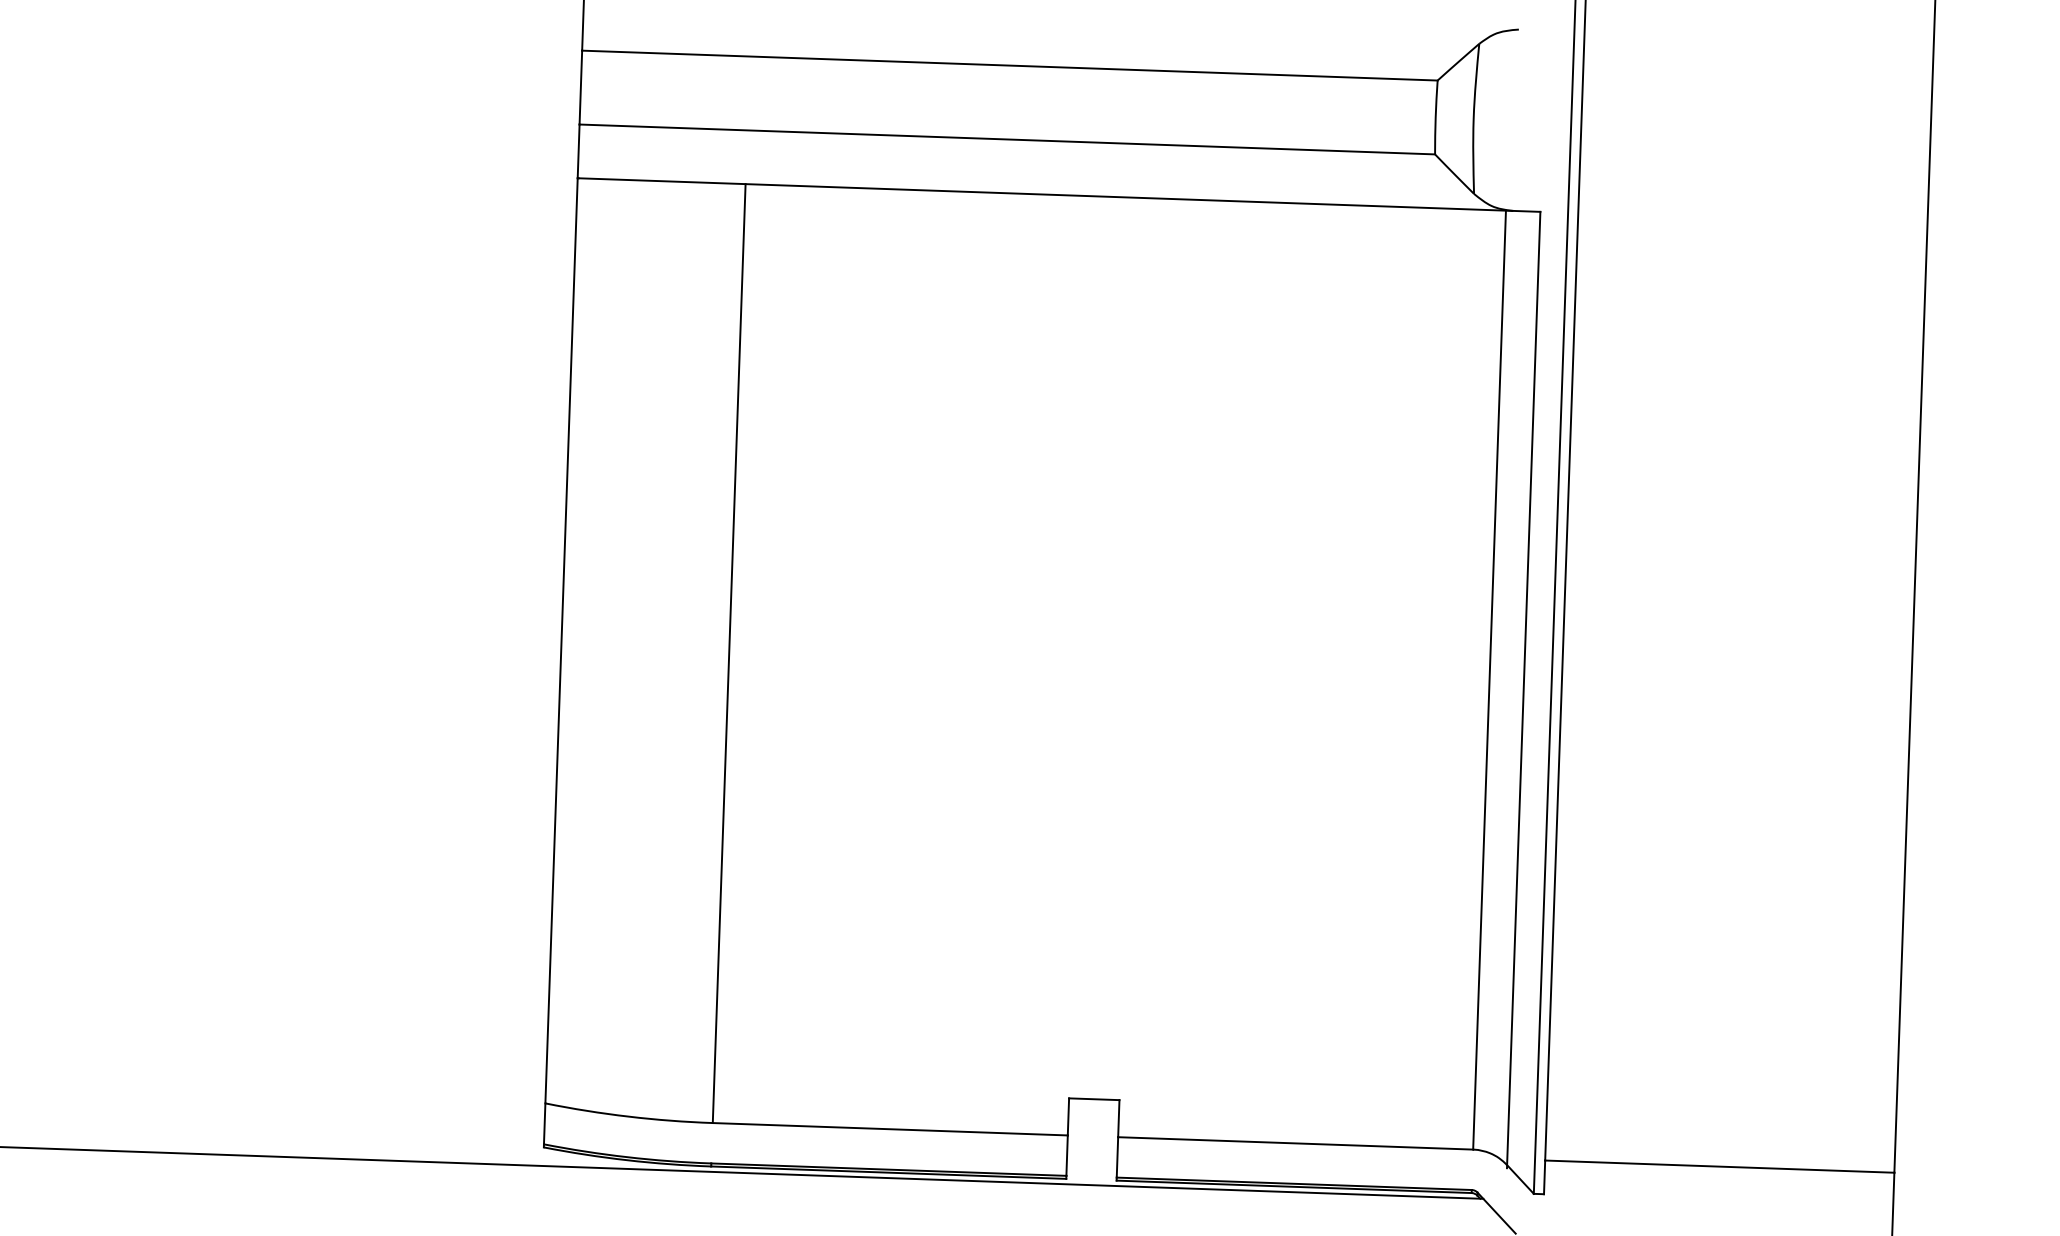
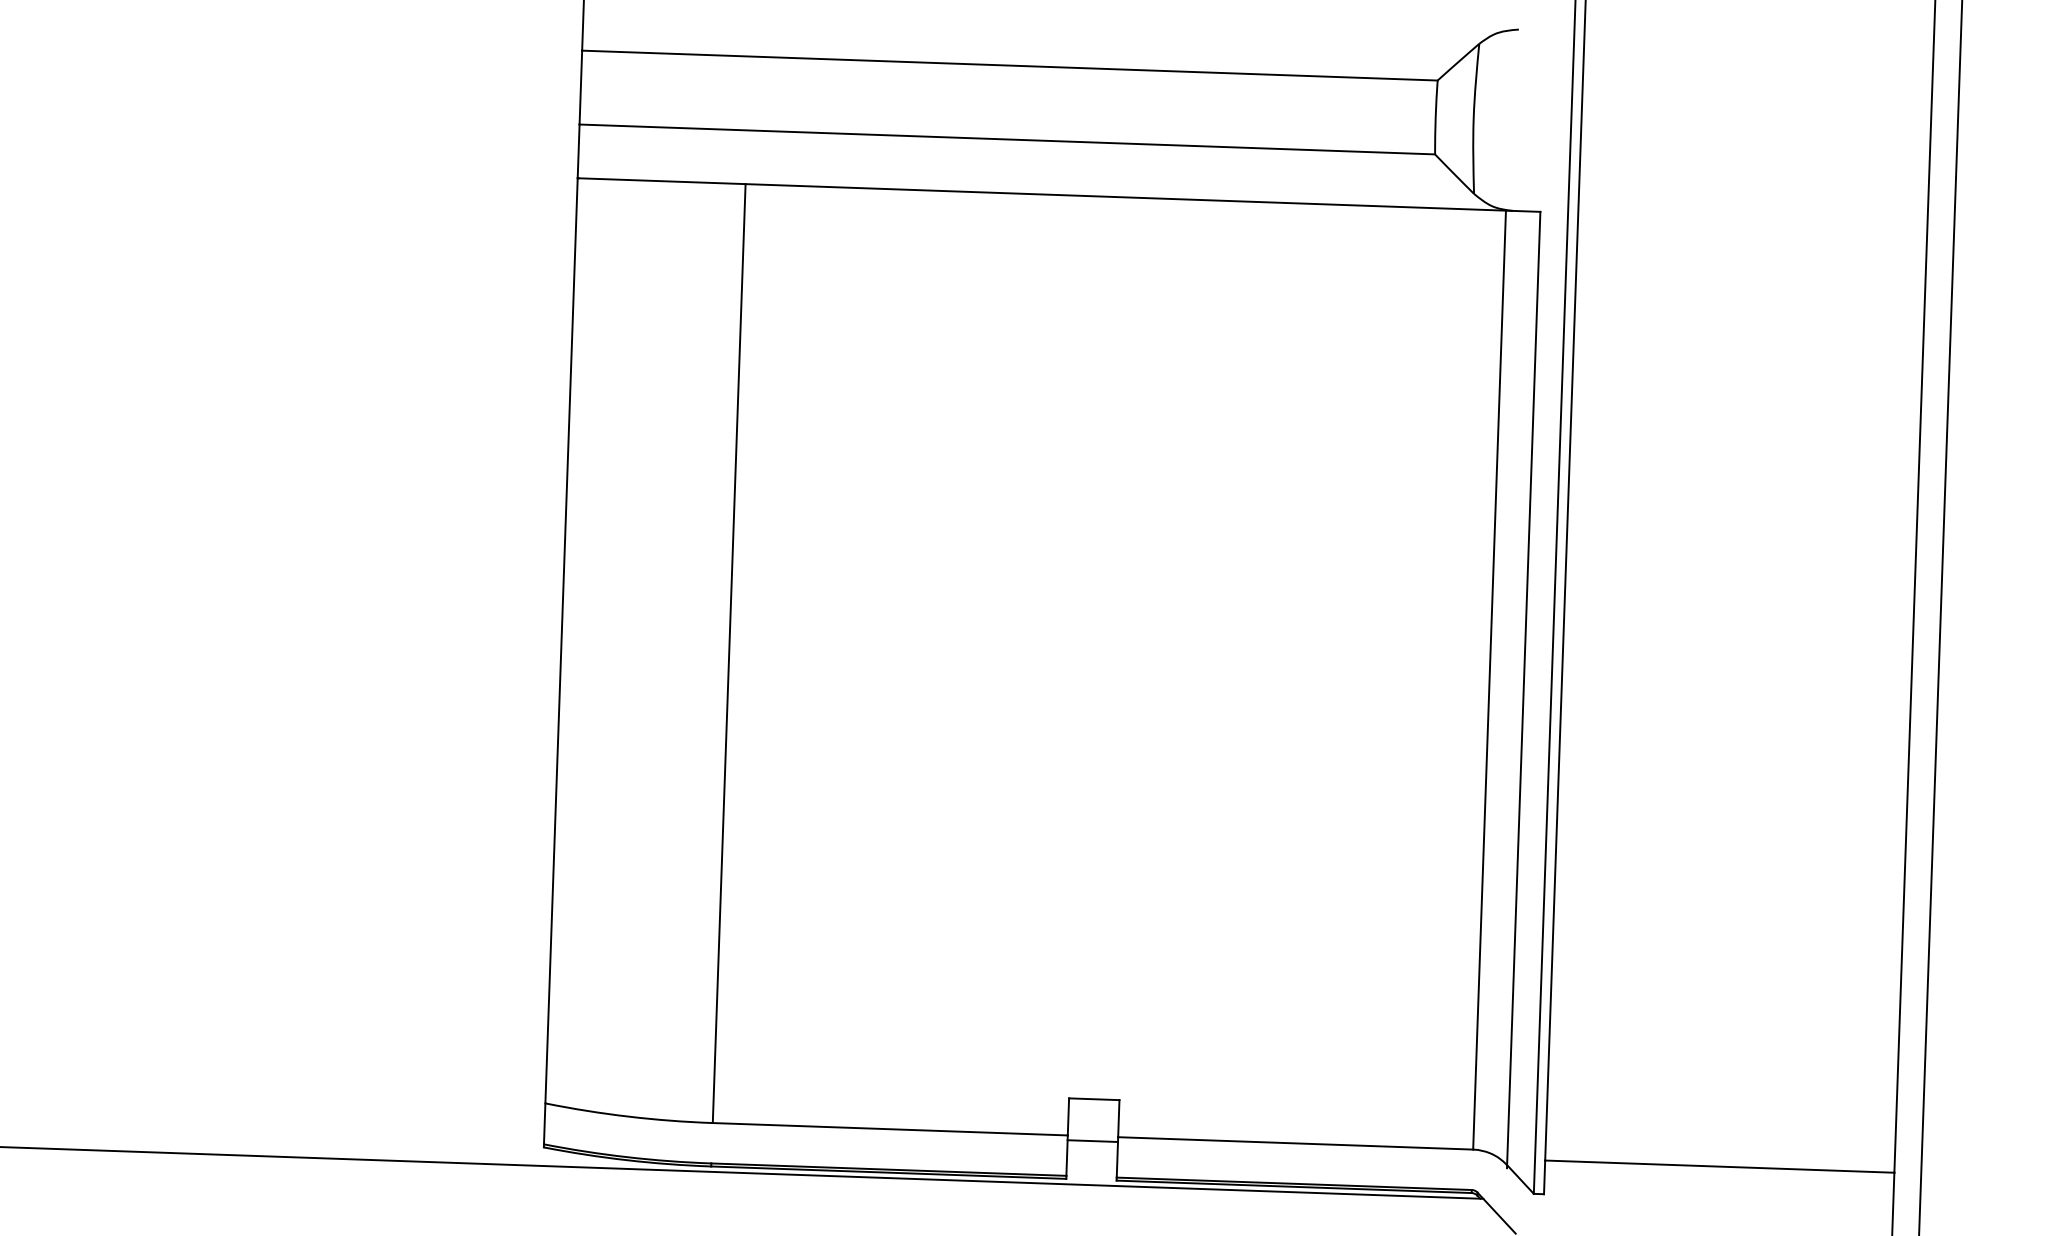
line: none -> present (1940, 617)
line: none -> present (1092, 1140)
